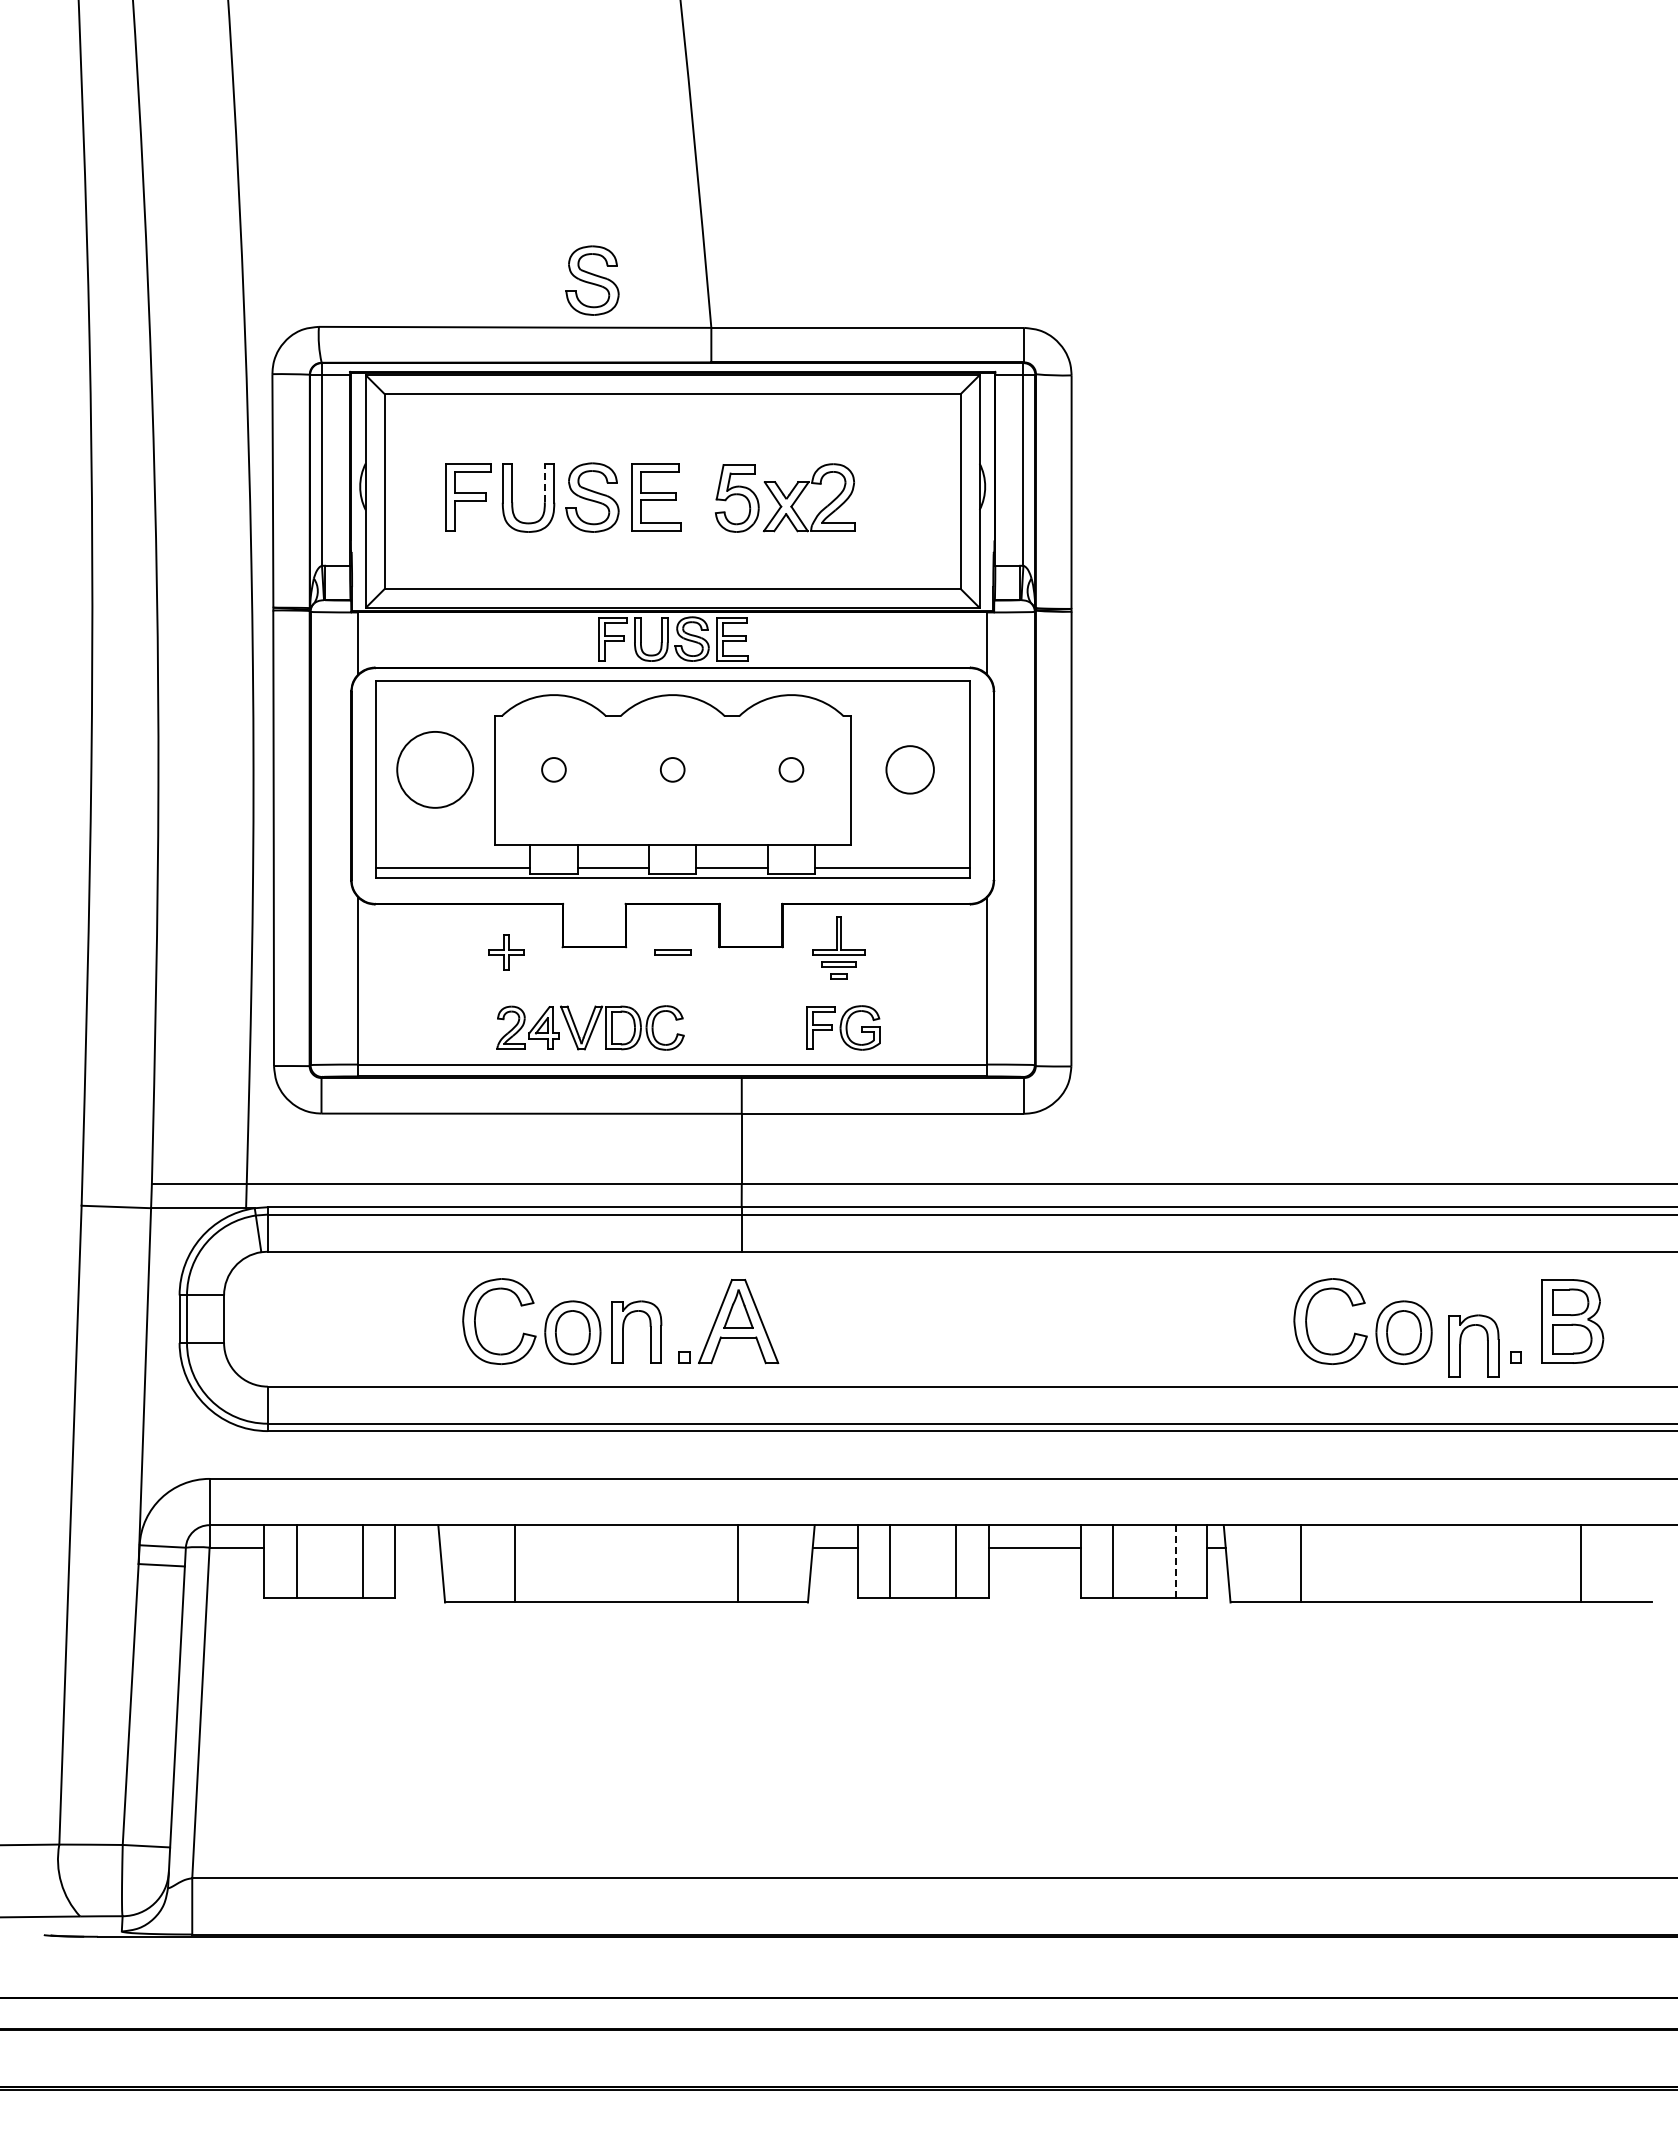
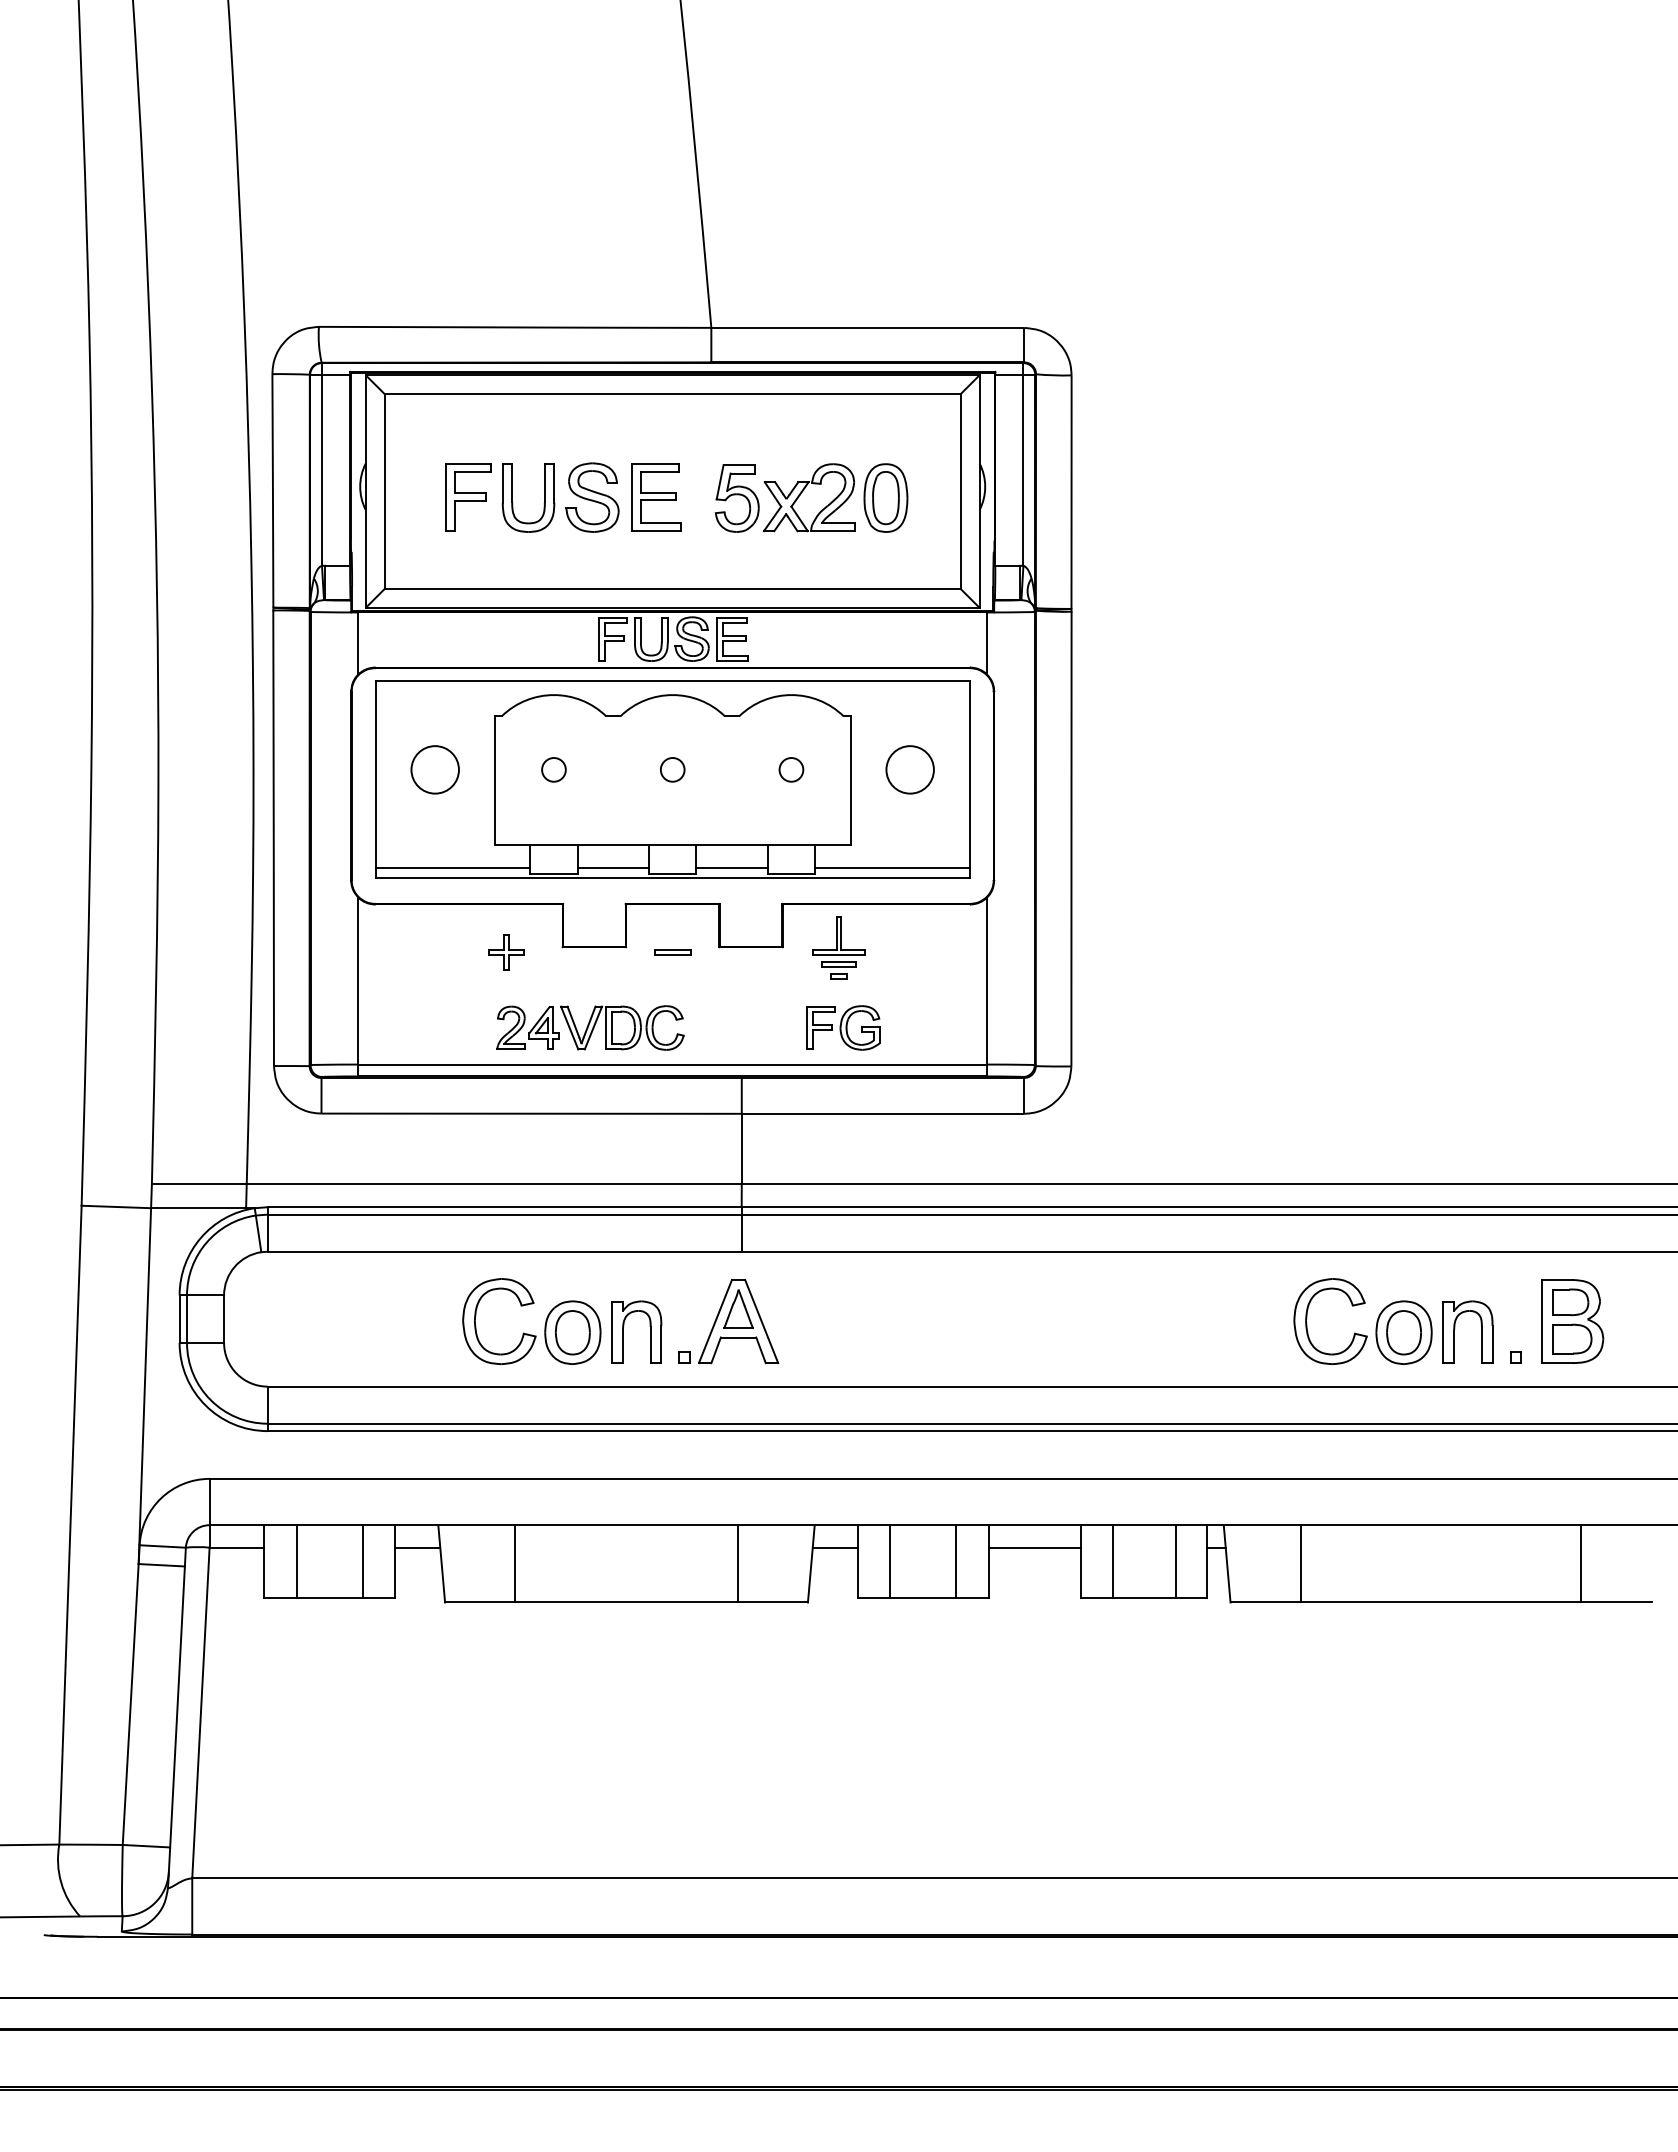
part: present -> none (592, 280)
line: dashed -> solid (544, 482)
part: none -> present (885, 497)
circle diameter: 76 px -> 47 px (434, 769)
part position: (1461, 1343) -> (1455, 1329) (1455, 1329)
line: none -> present (417, 1547)
line: dashed -> solid (1175, 1560)
